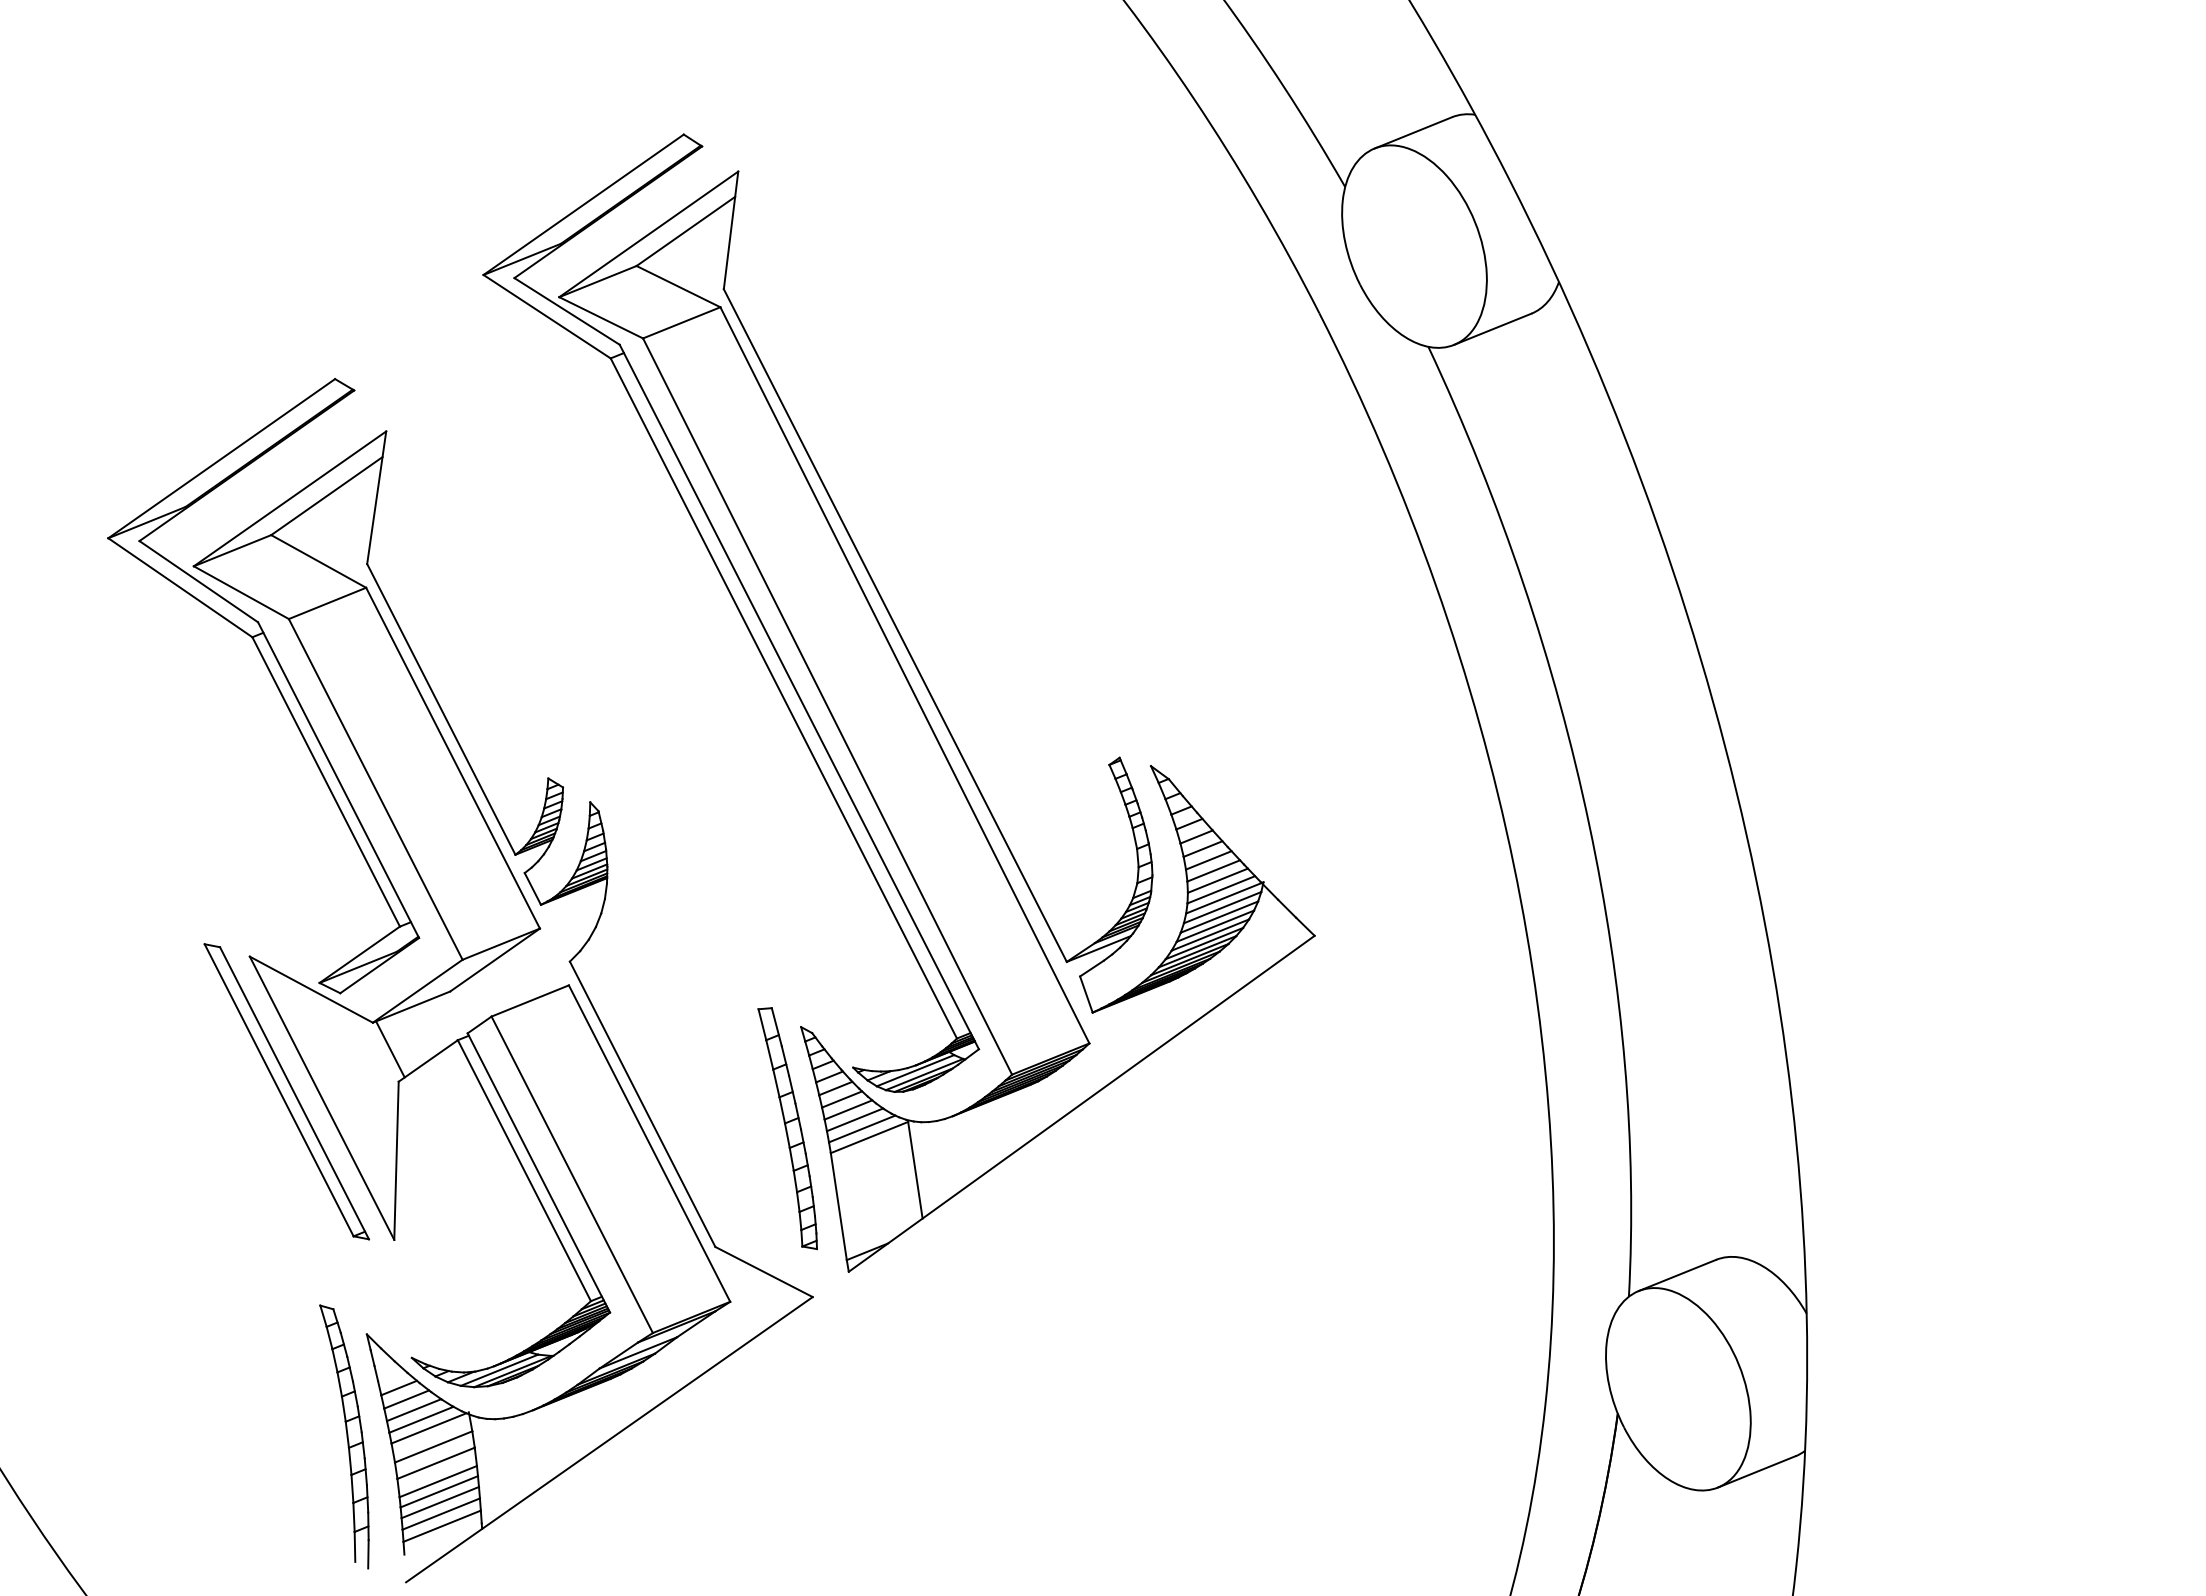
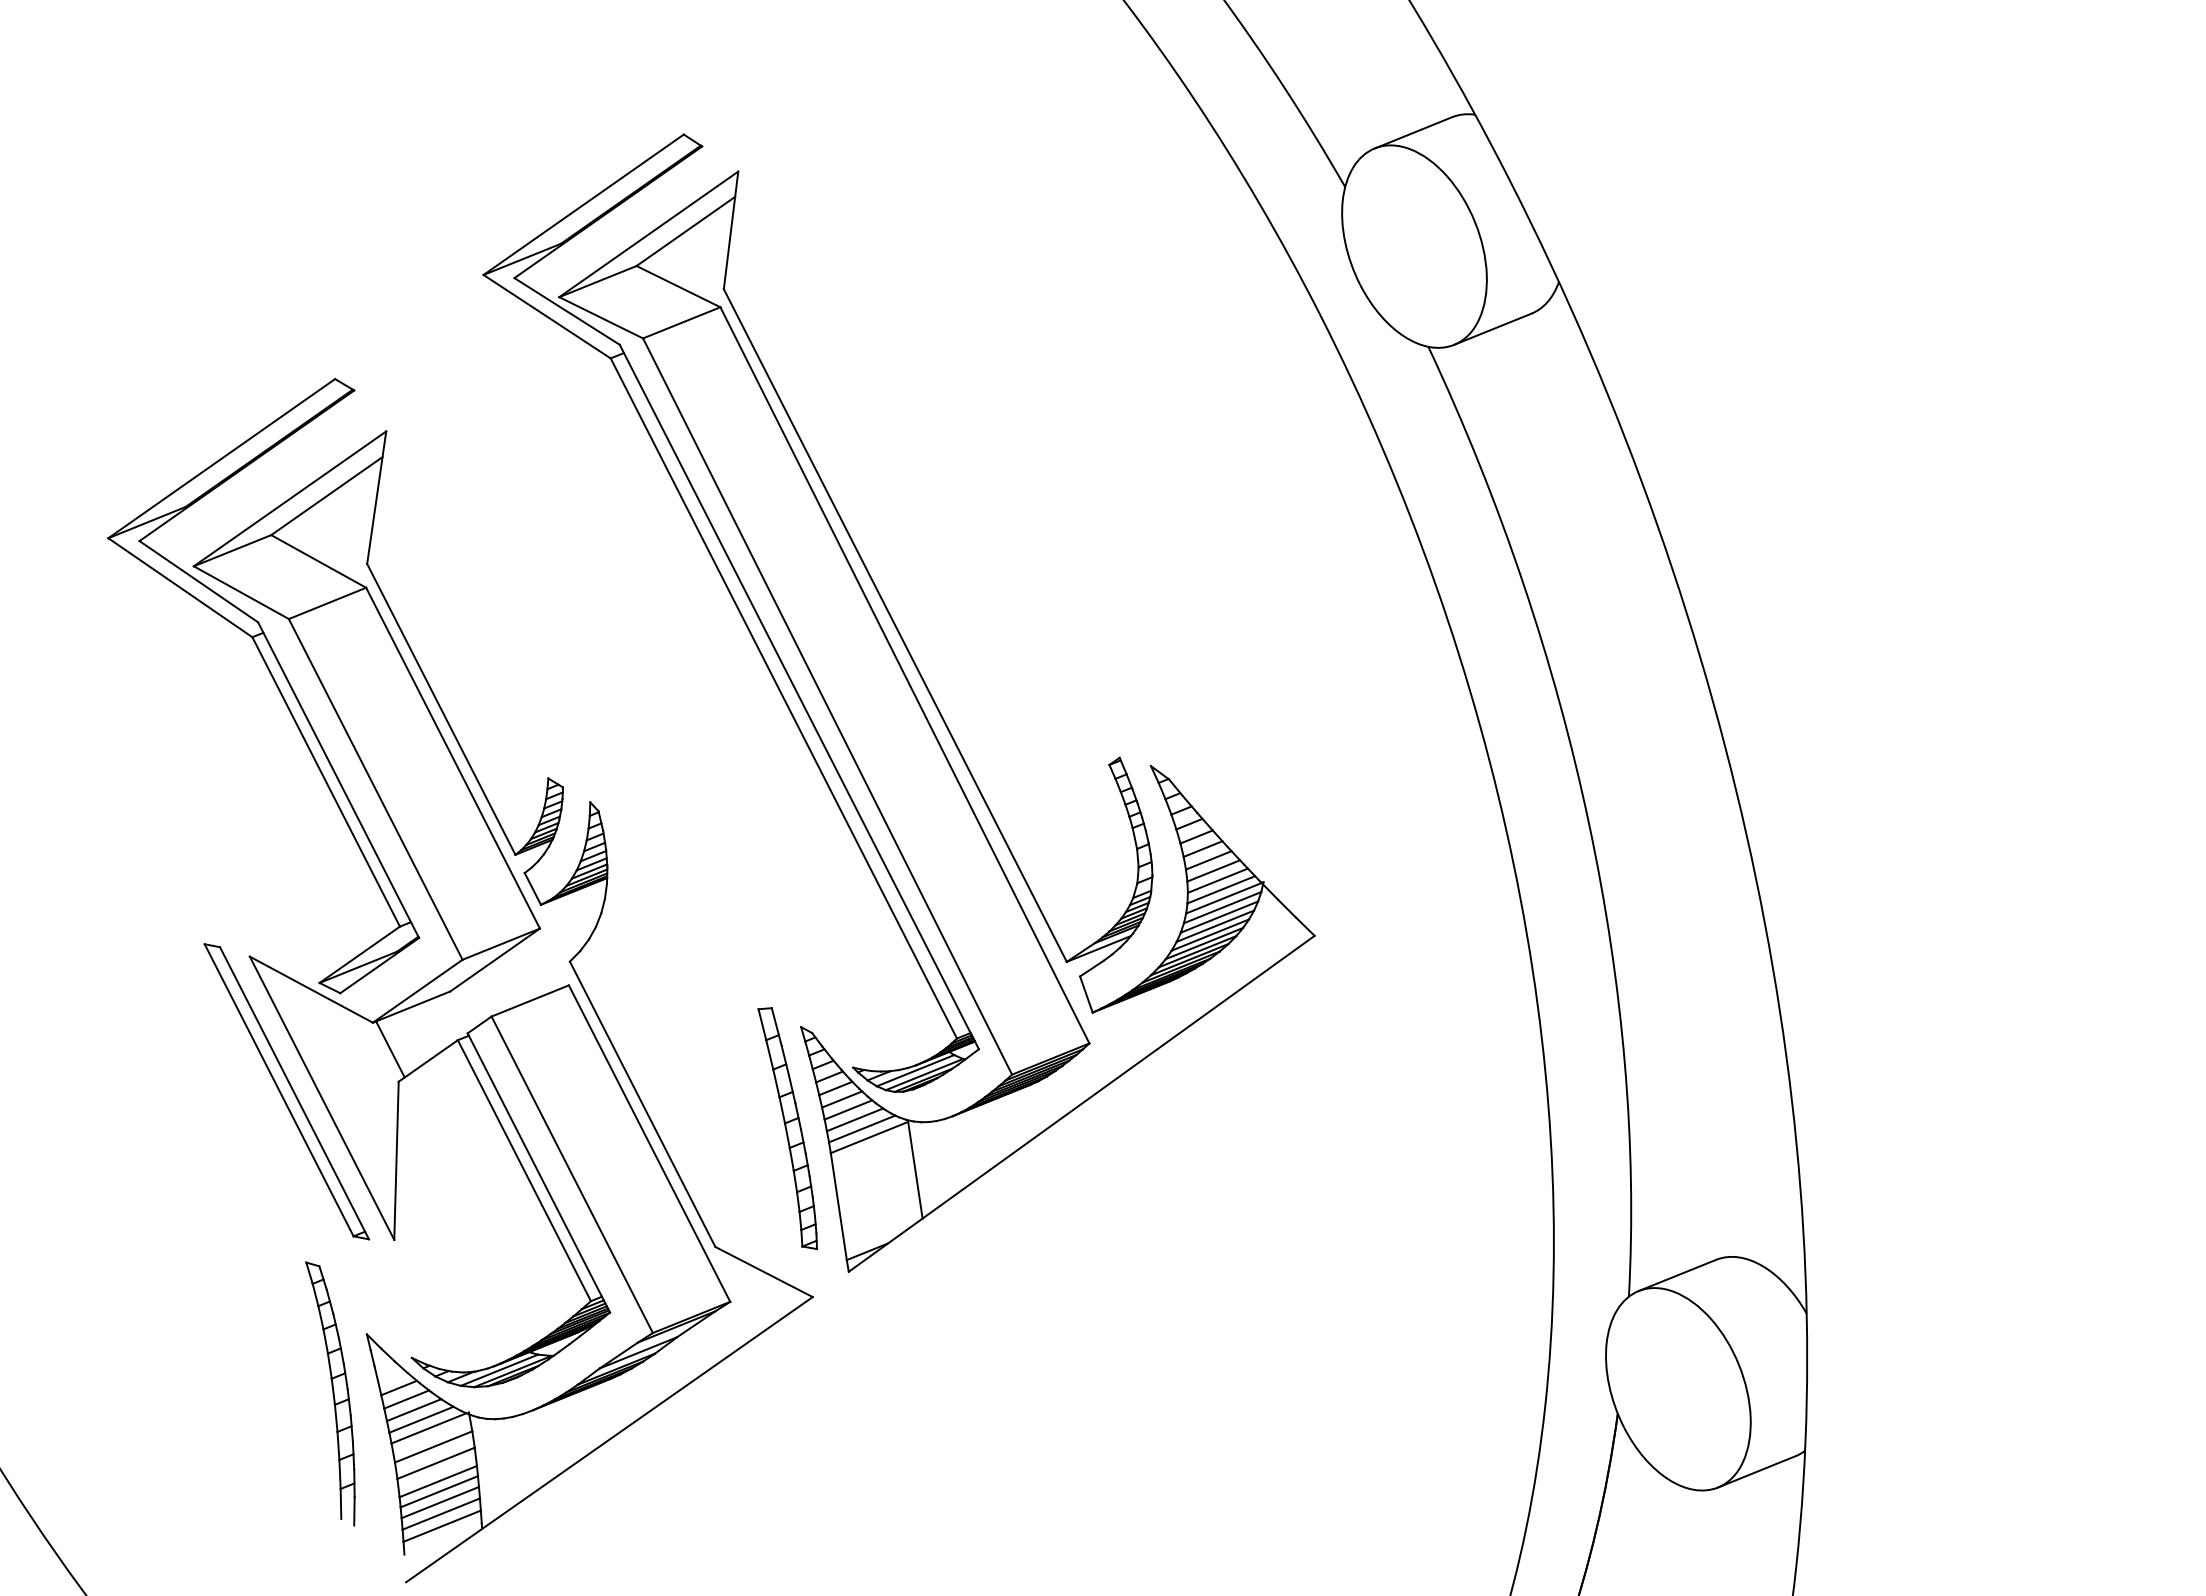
part position: (344, 1436) -> (330, 1393) (330, 1393)
